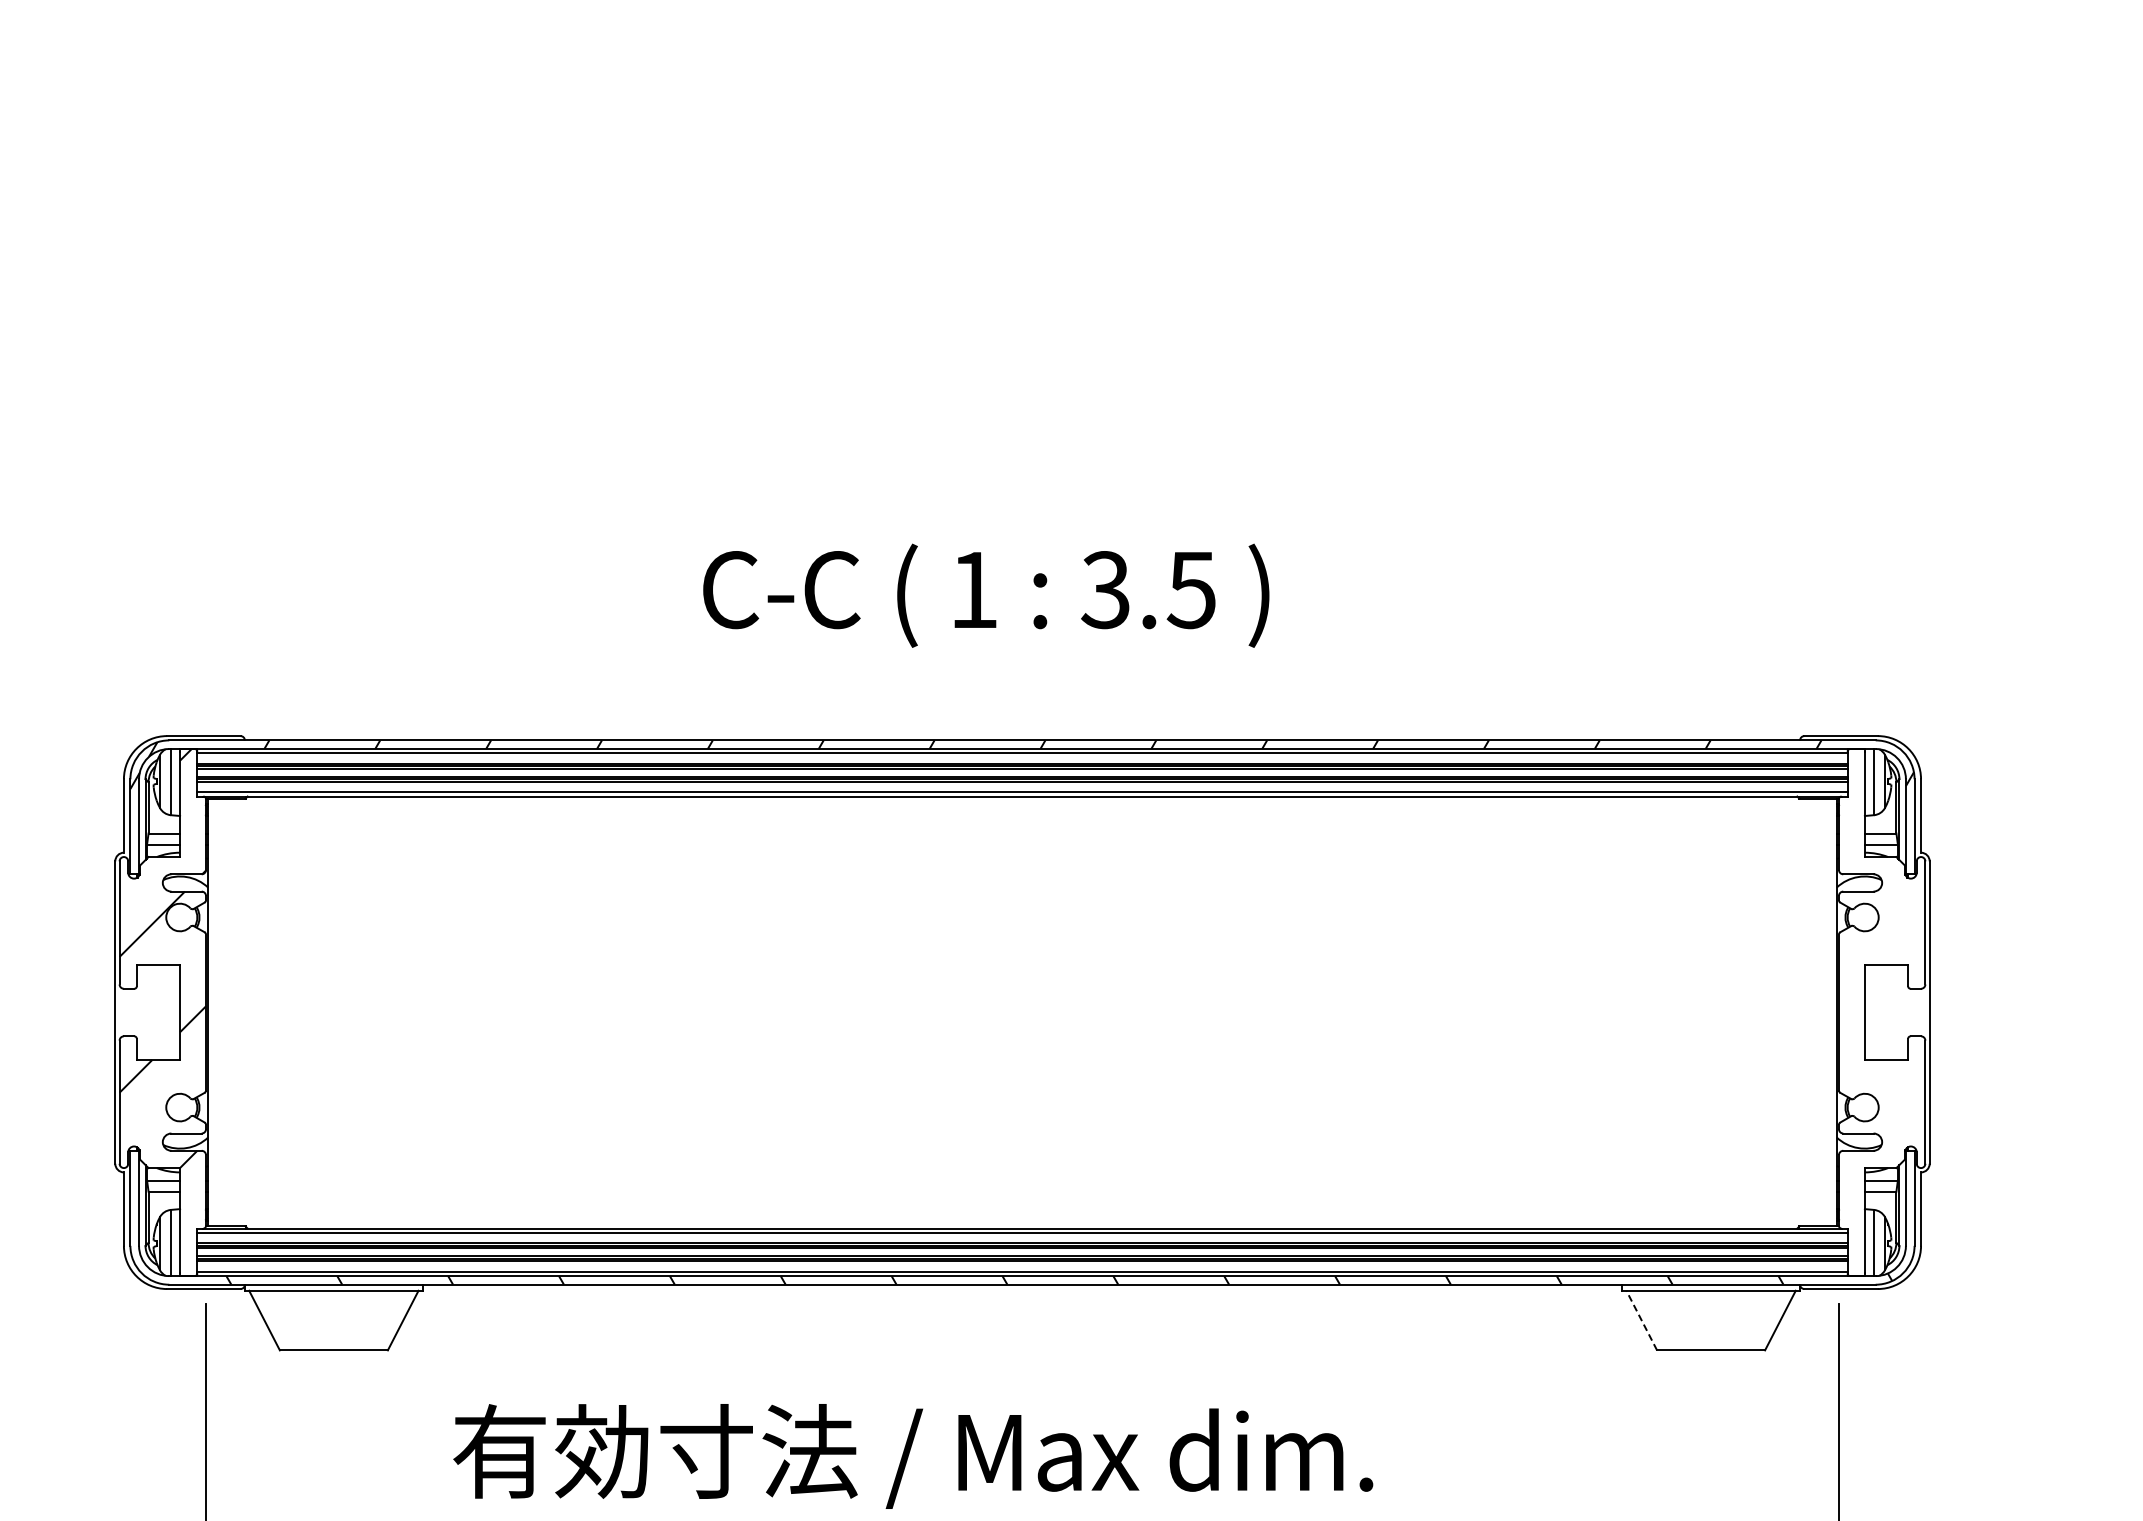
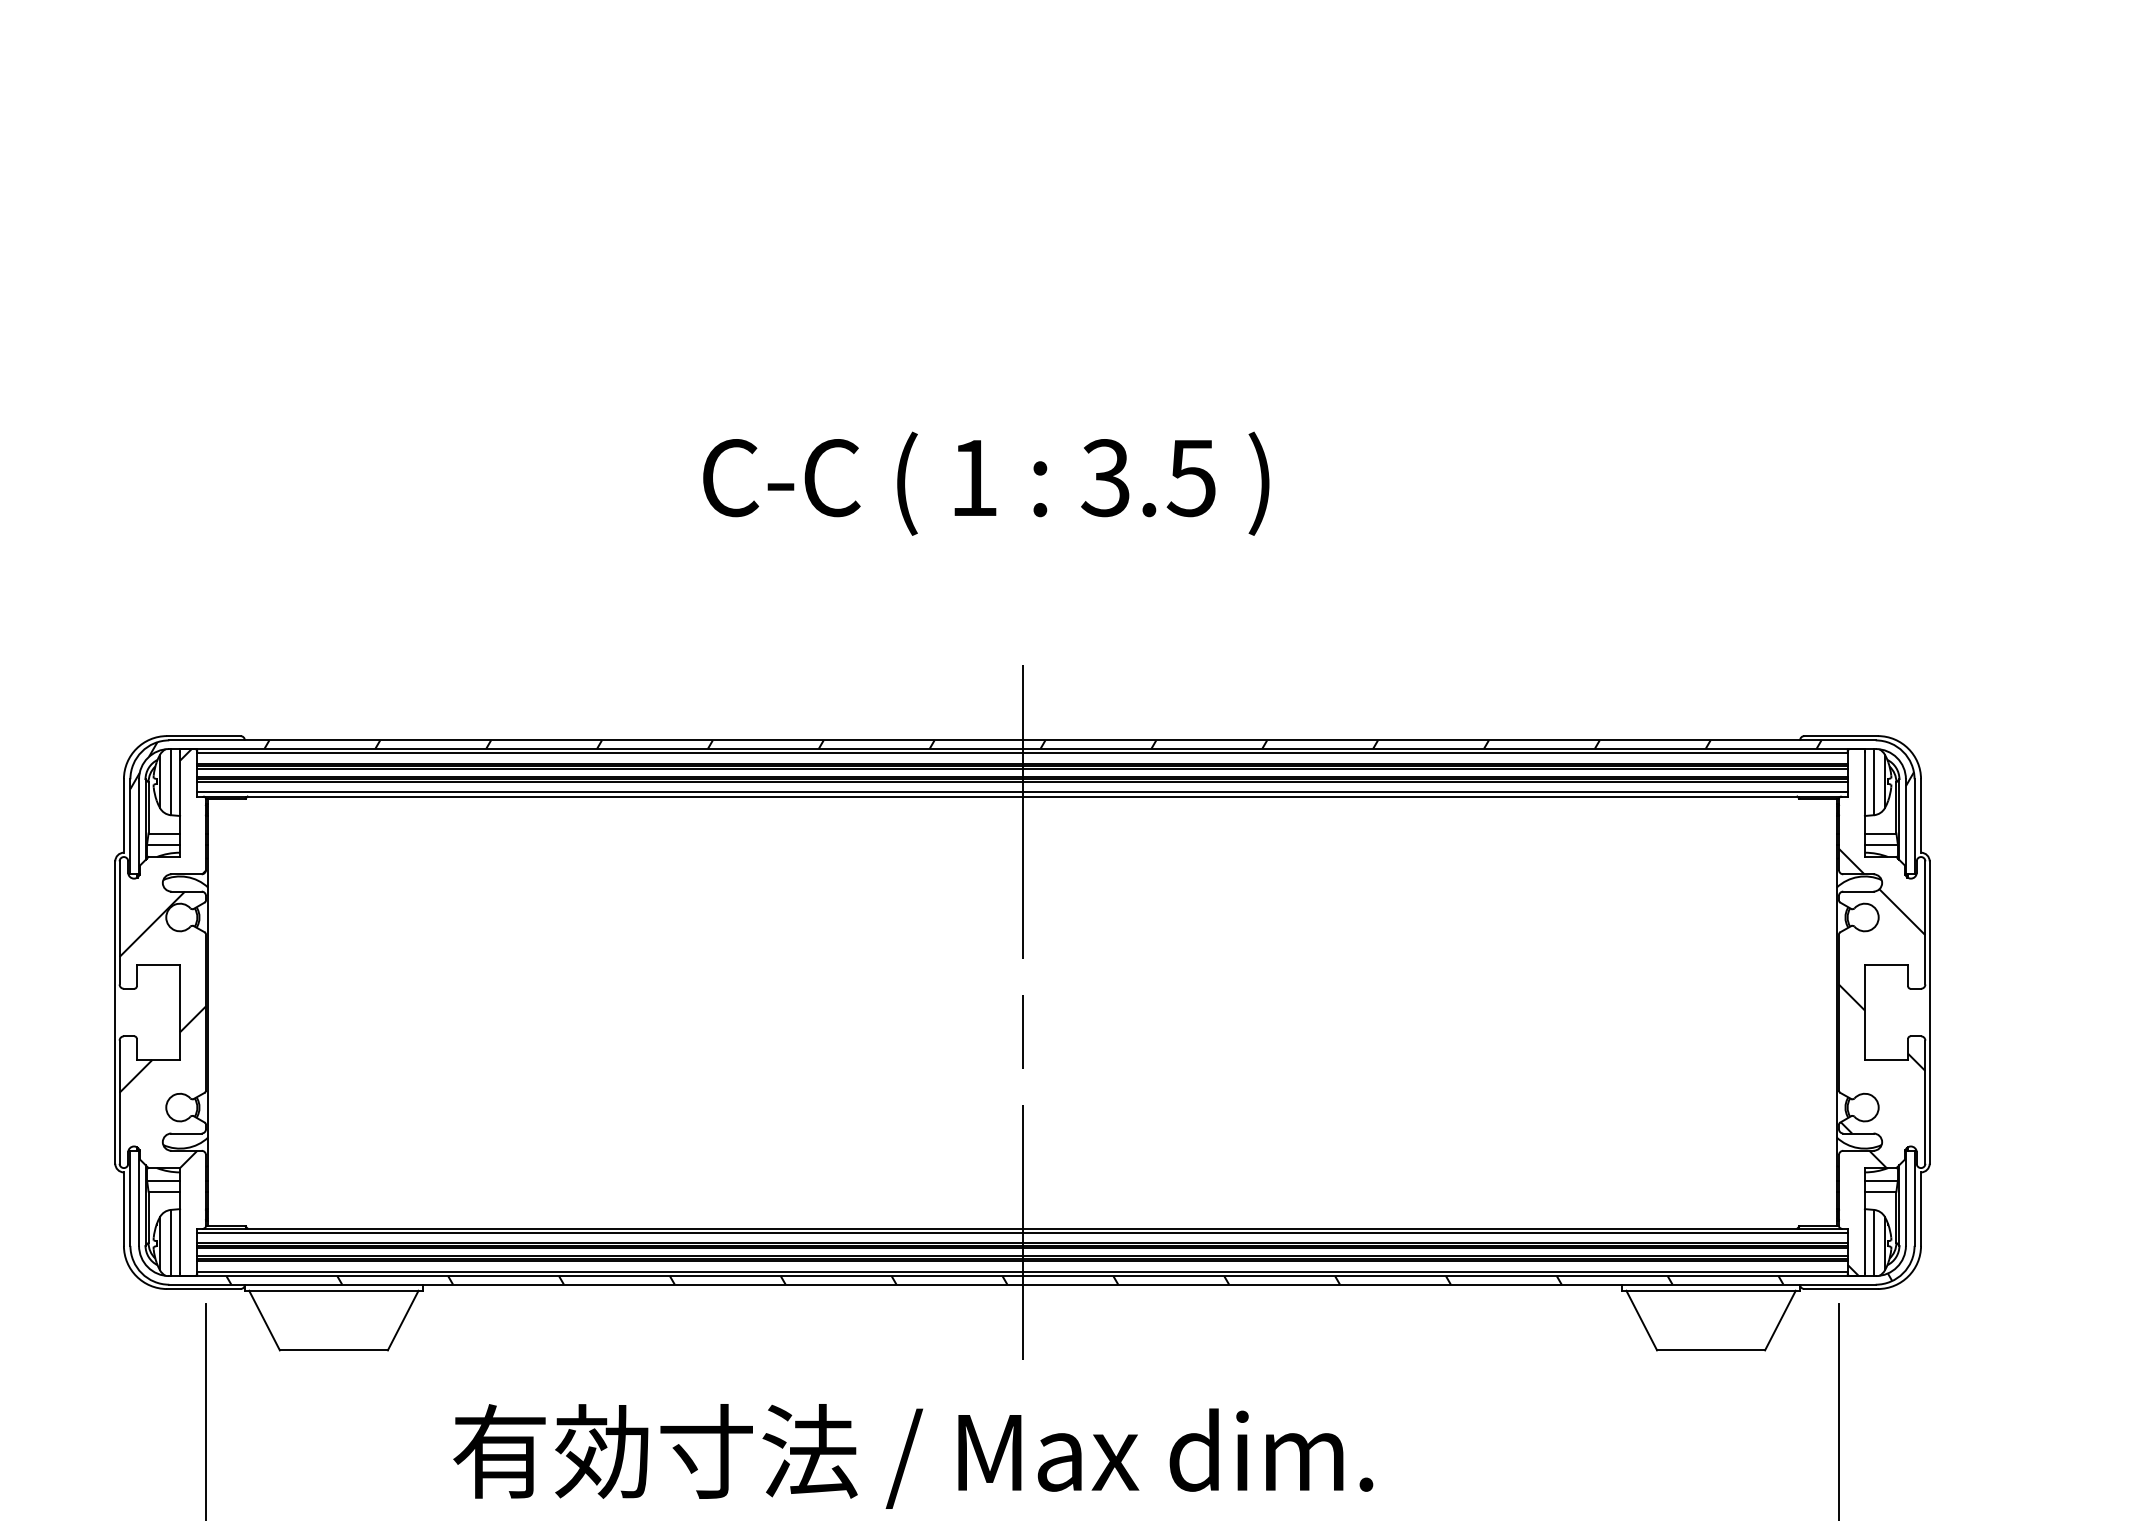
text position: (986, 595) -> (986, 483) (986, 483)
line: none -> present (1022, 1012)
hatch: none -> present (1881, 1062)
line: dashed -> solid (1641, 1320)
